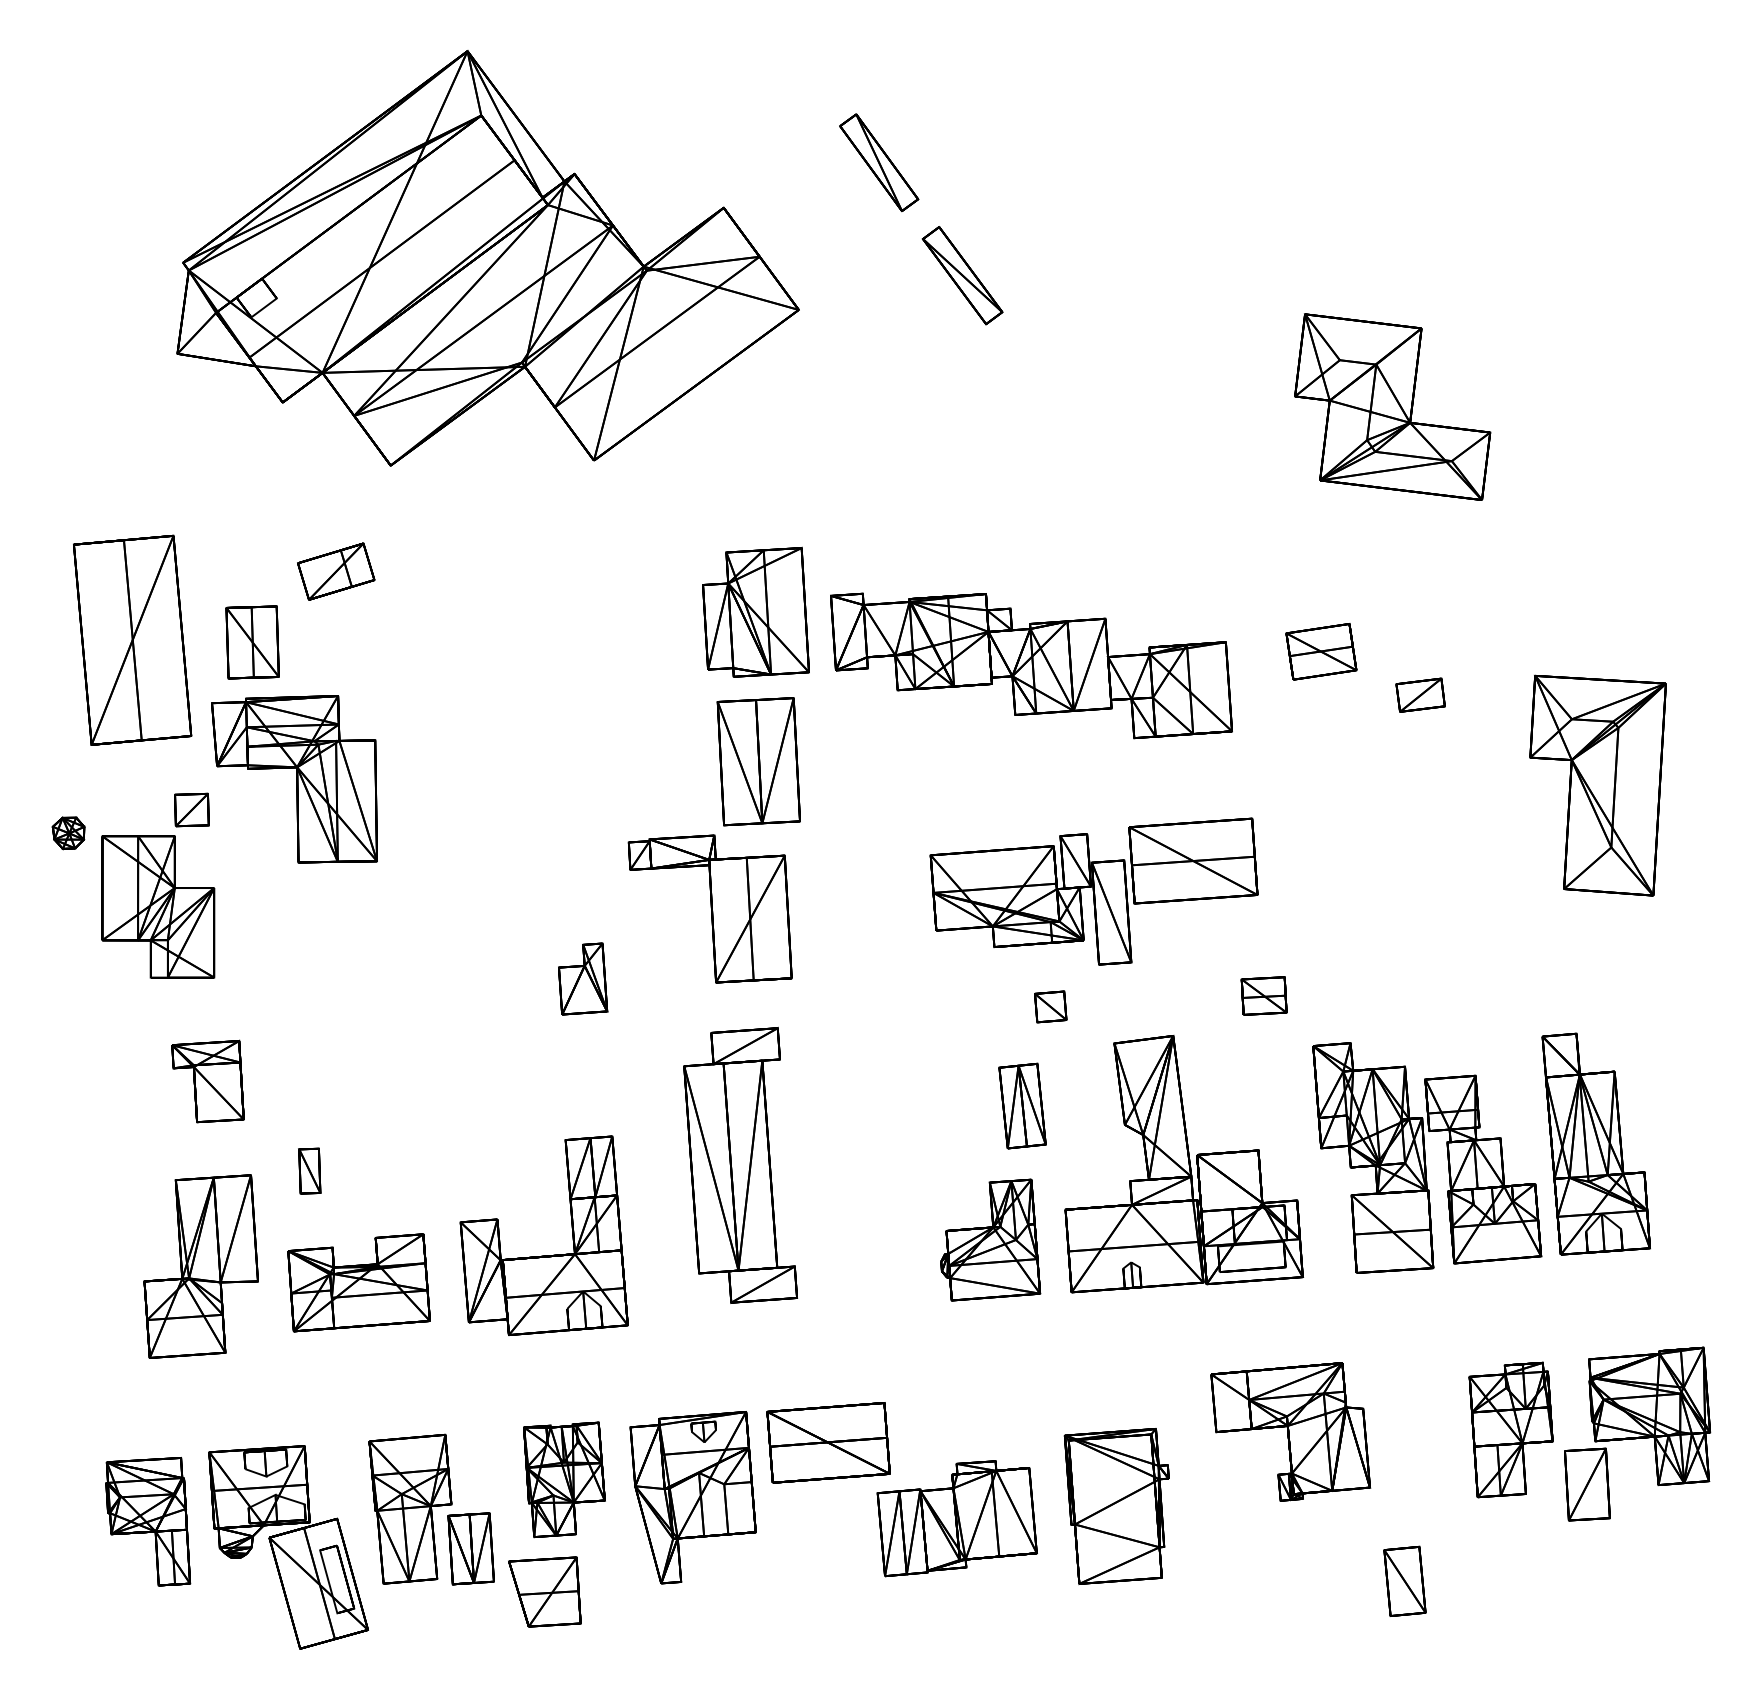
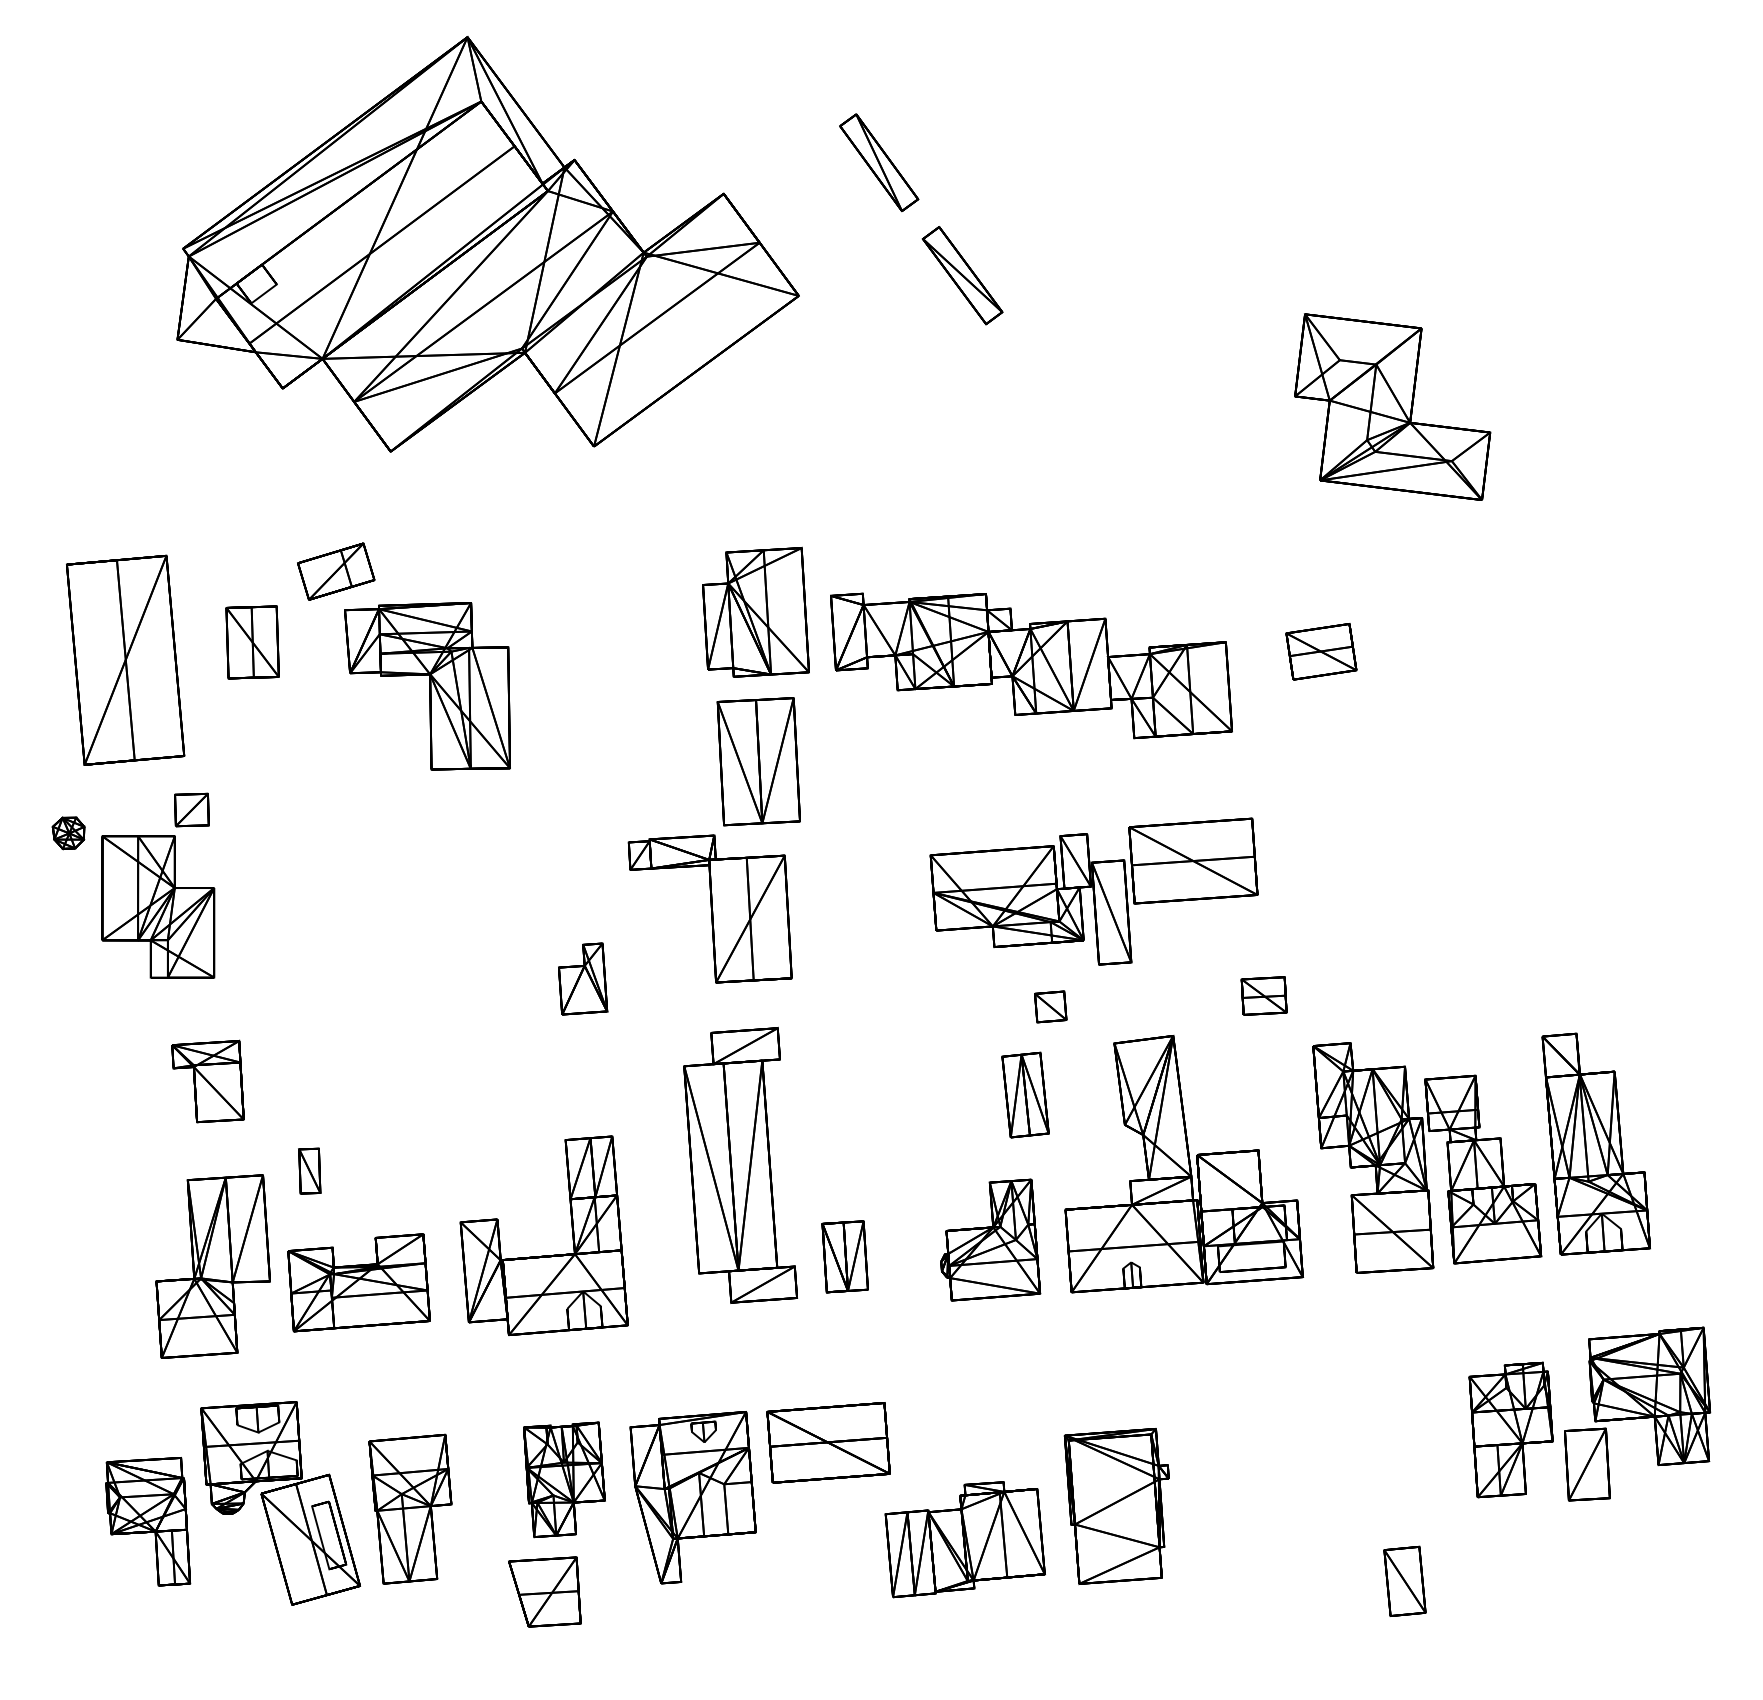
part position: (487, 258) -> (487, 244) (487, 244)
part position: (132, 639) -> (125, 659) (125, 659)
part: present -> none (1420, 694)
part position: (294, 779) -> (427, 686) (427, 686)
part: present -> none (1597, 785)
part position: (1022, 1105) -> (1025, 1094) (1025, 1094)
part position: (200, 1266) -> (212, 1266) (212, 1266)
part: present -> none (1290, 1431)
part position: (1637, 1433) -> (1637, 1413) (1637, 1413)
part position: (956, 1518) -> (964, 1539) (964, 1539)
part position: (288, 1547) -> (280, 1503) (280, 1503)
part position: (470, 1548) -> (844, 1256) (844, 1256)
